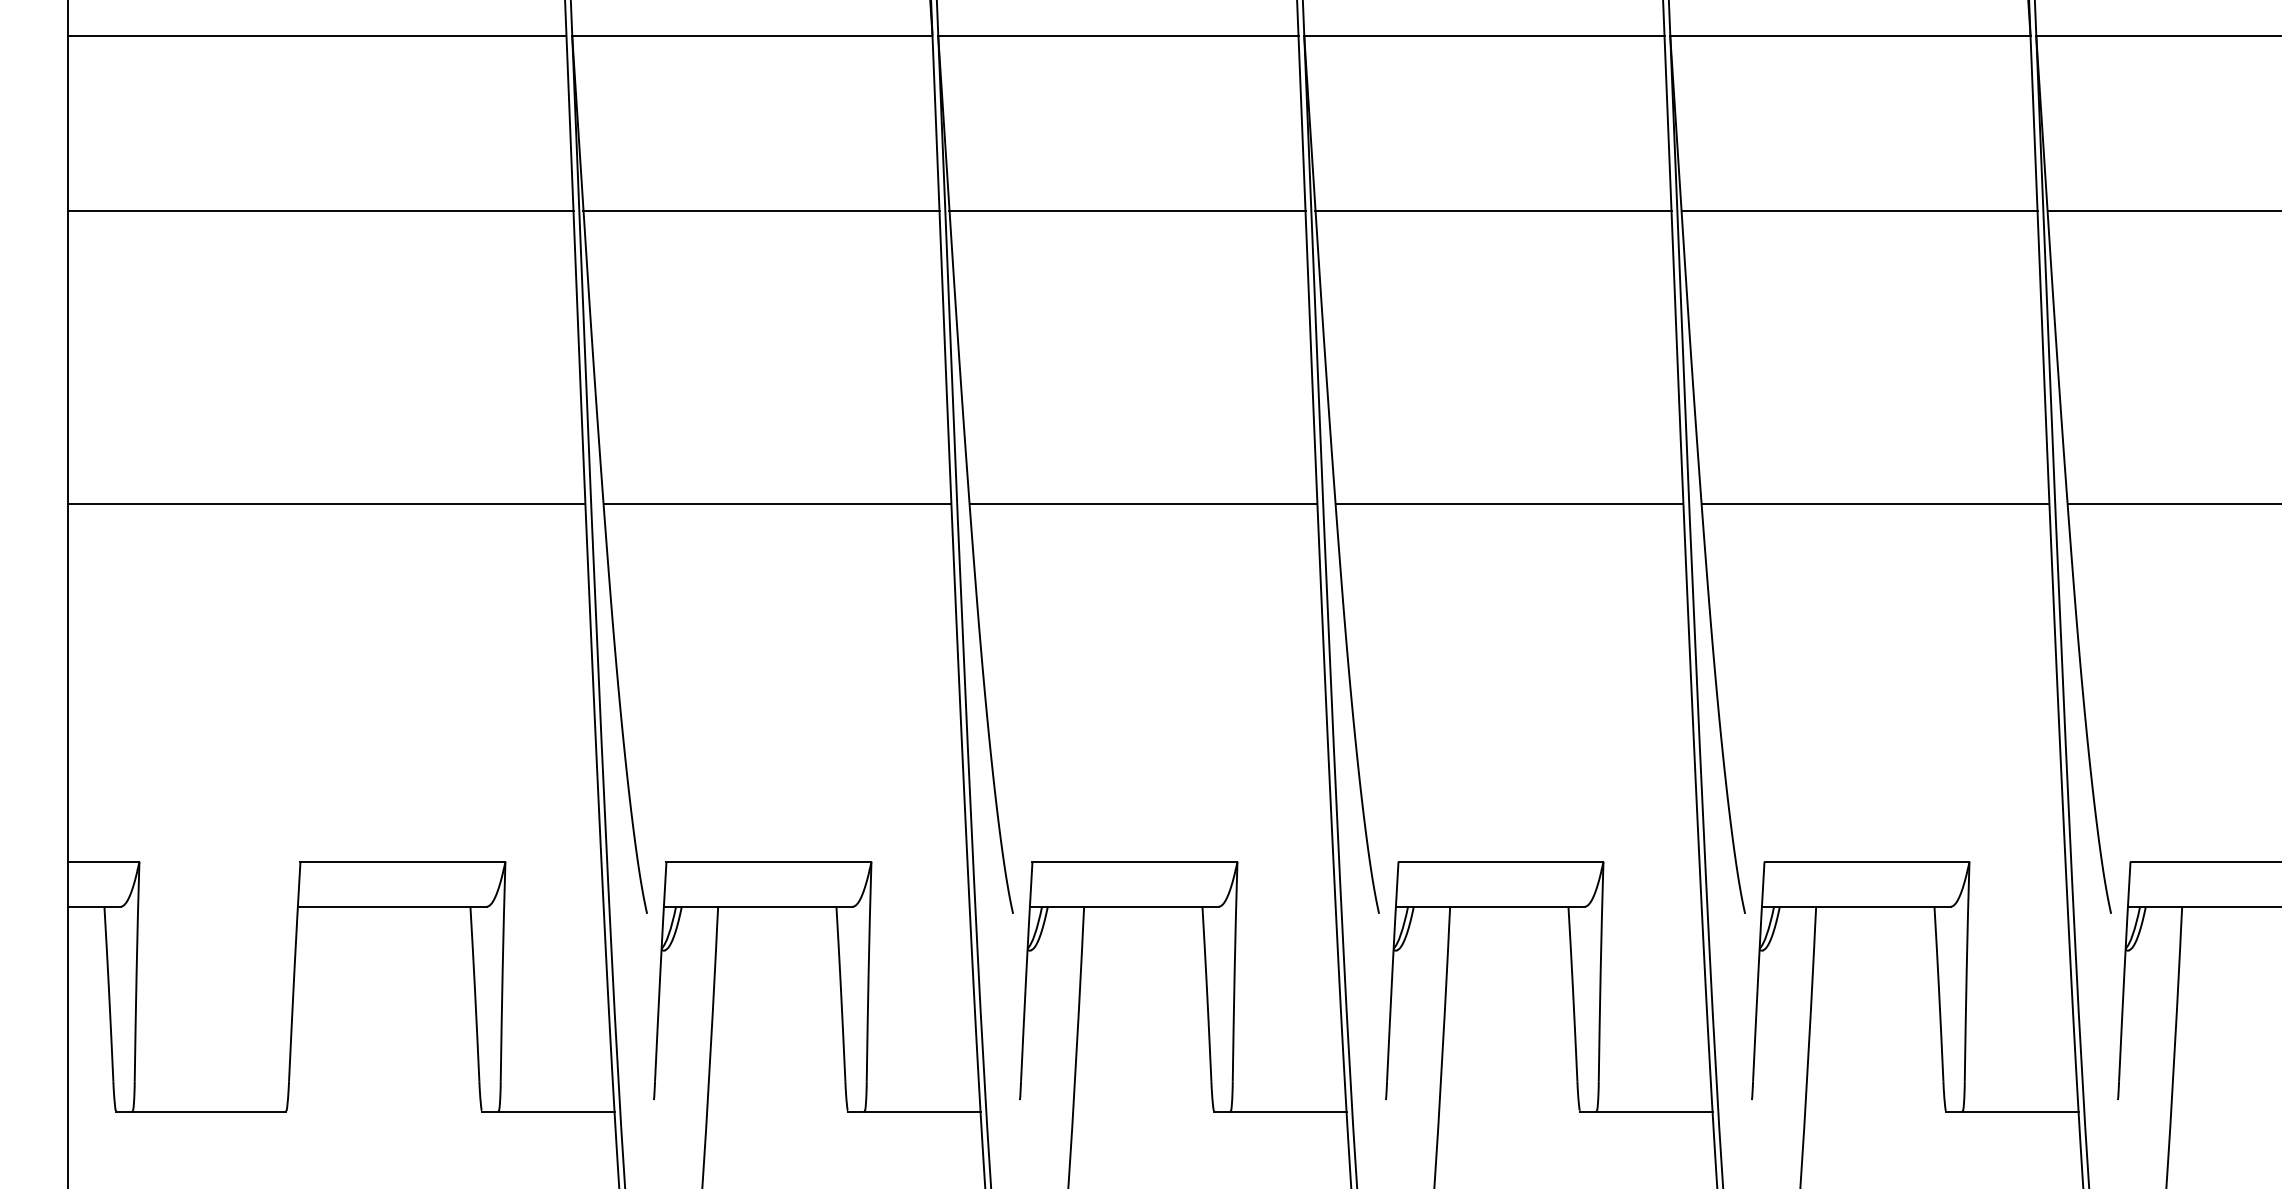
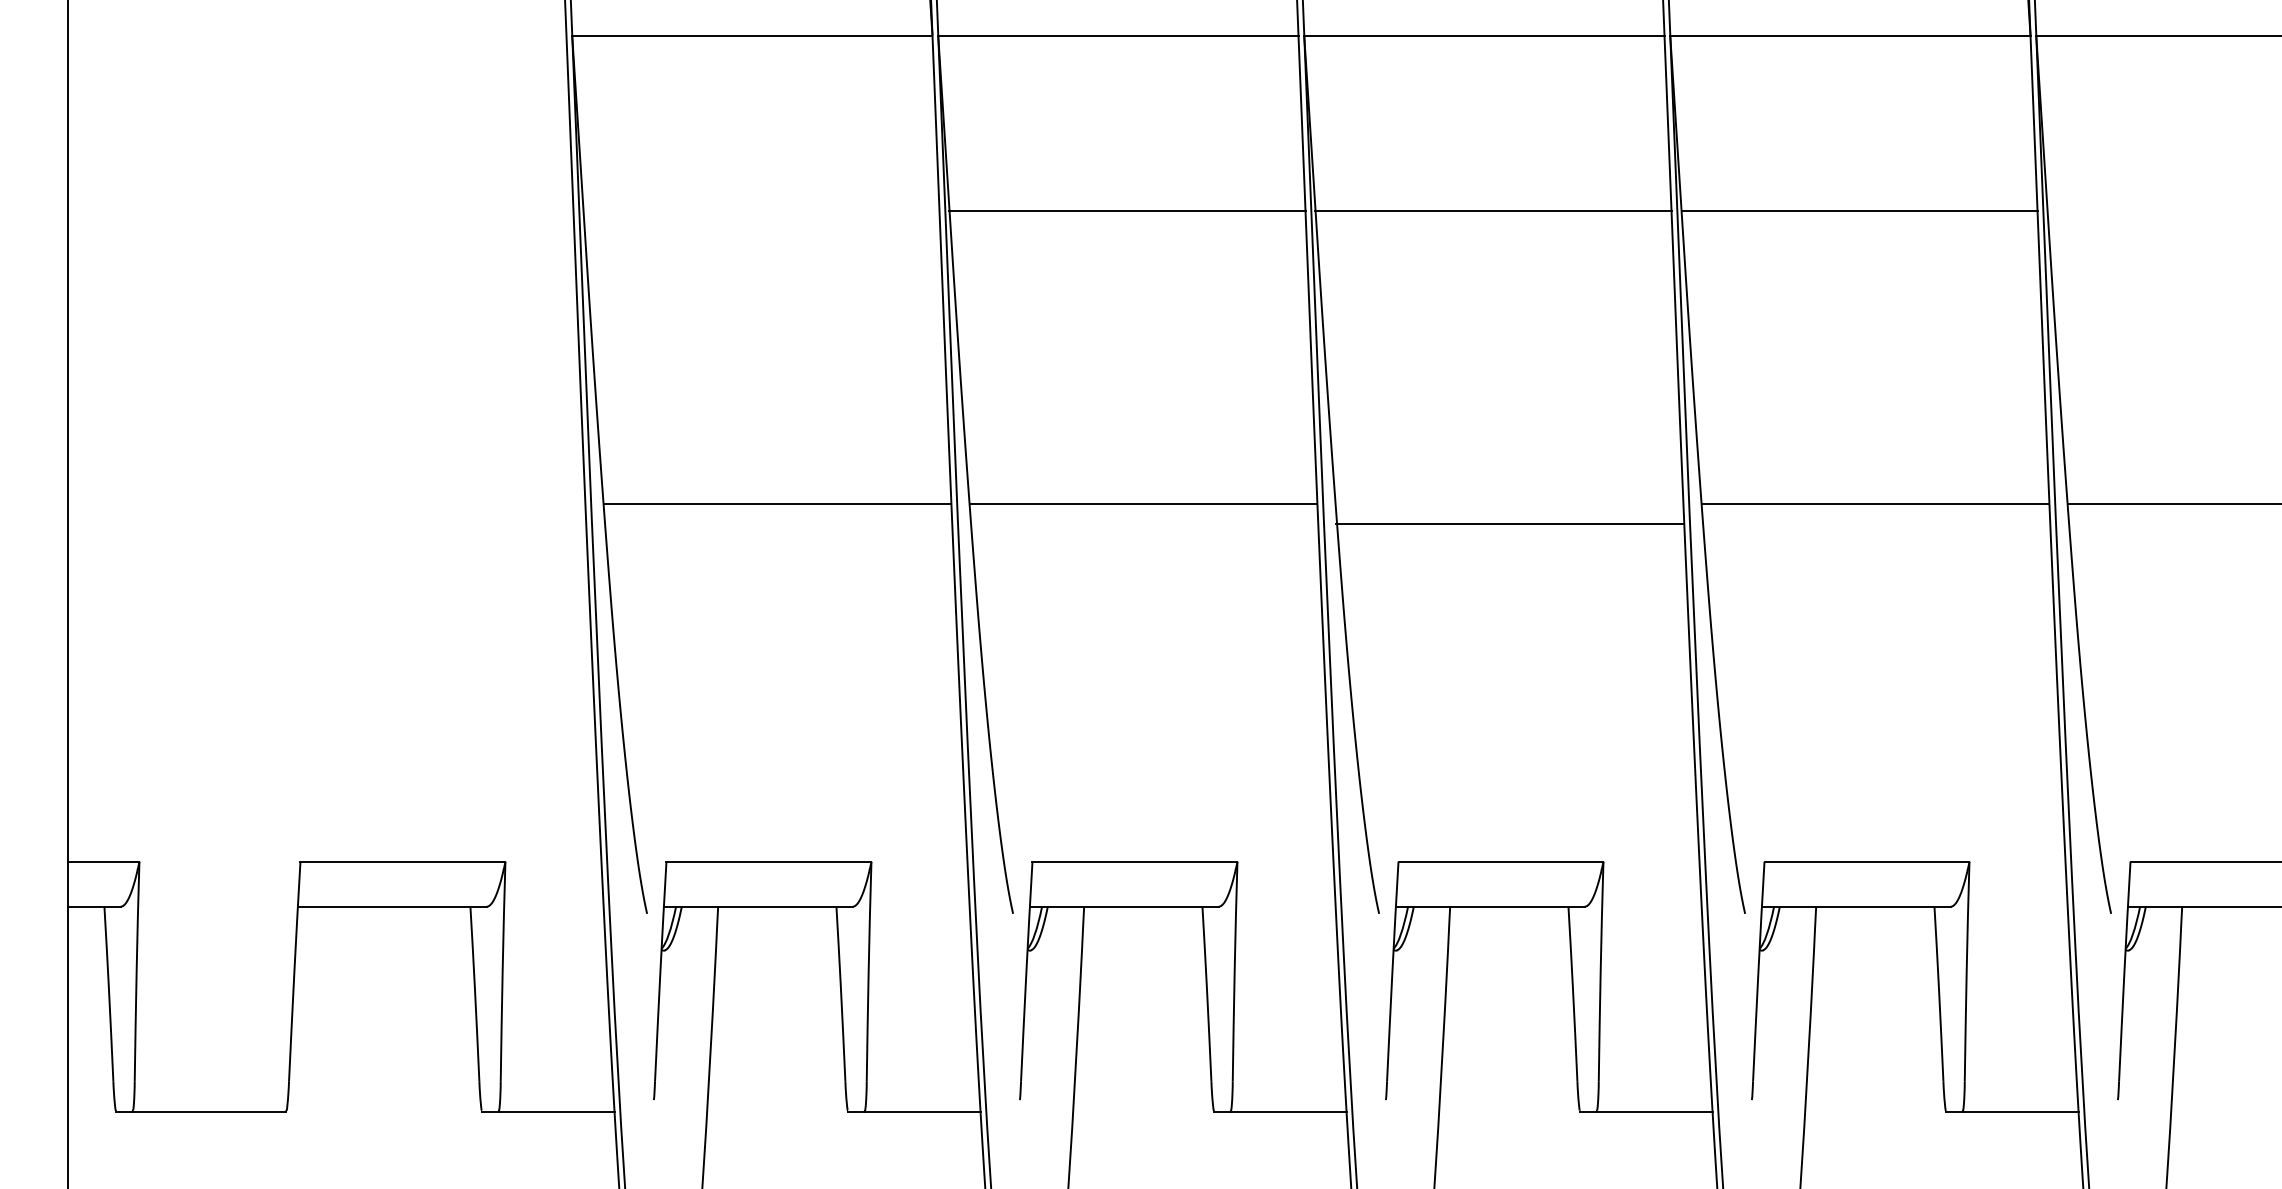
line: present -> none (317, 35)
line: present -> none (320, 211)
line: present -> none (761, 211)
line: present -> none (2162, 211)
line: present -> none (326, 504)
line position: (1509, 504) -> (1509, 524) (1509, 524)
